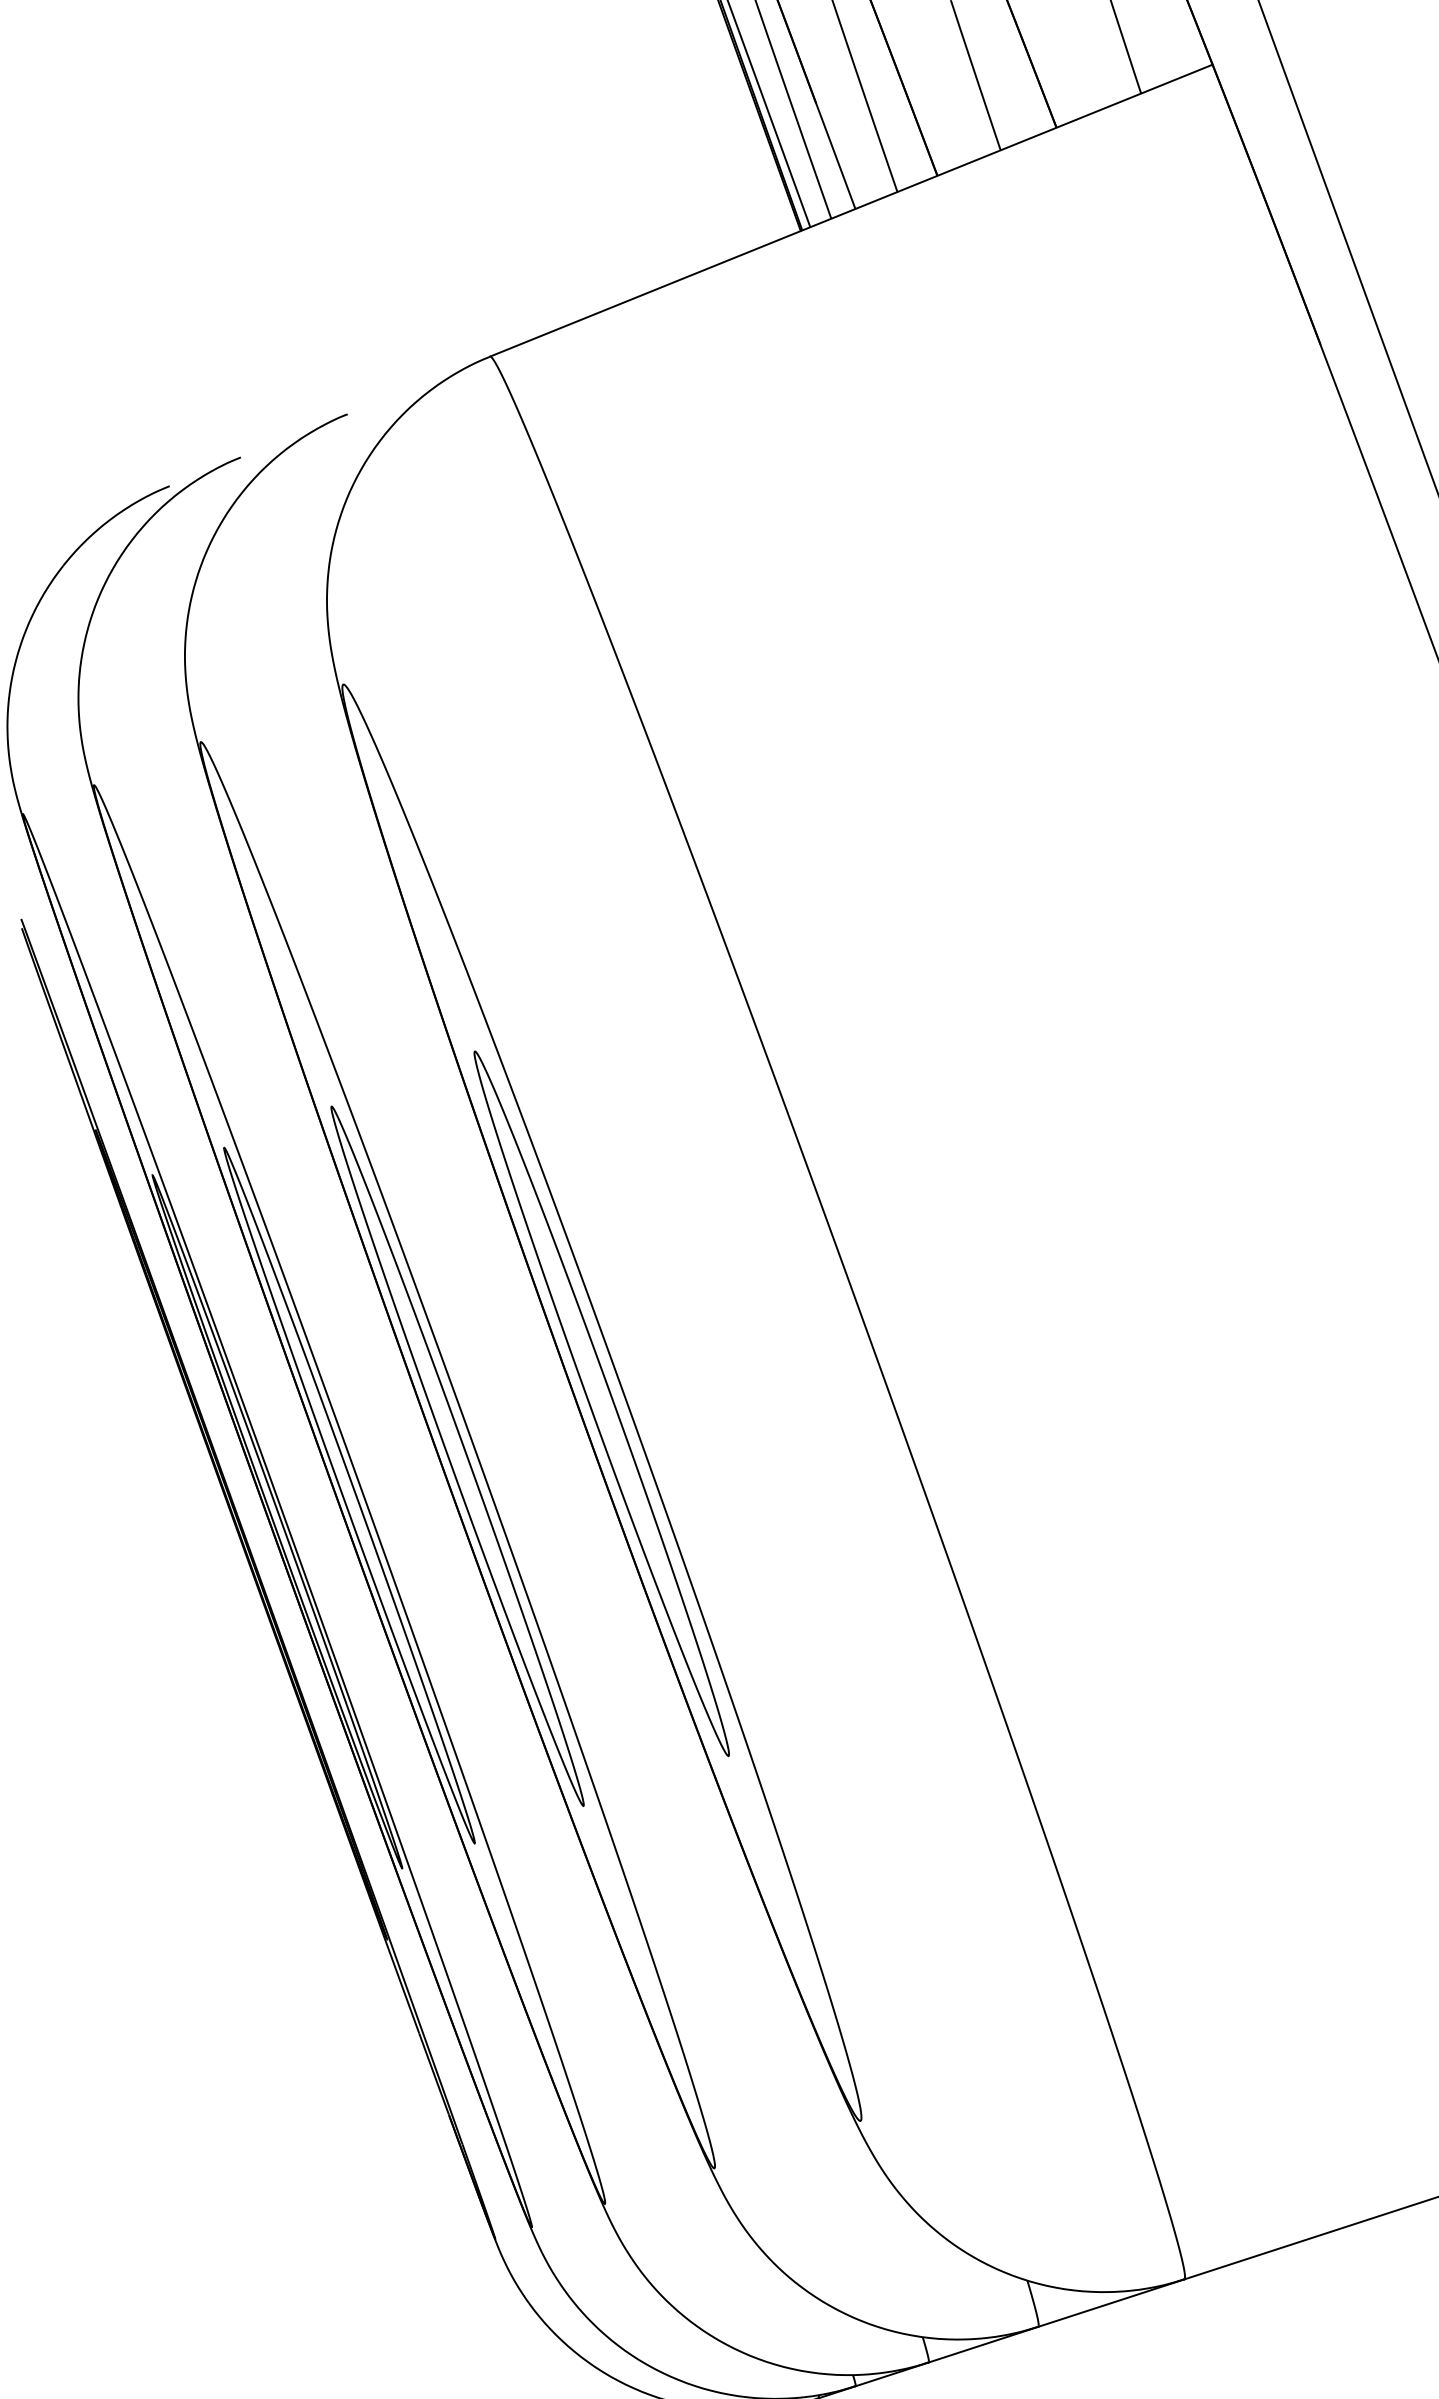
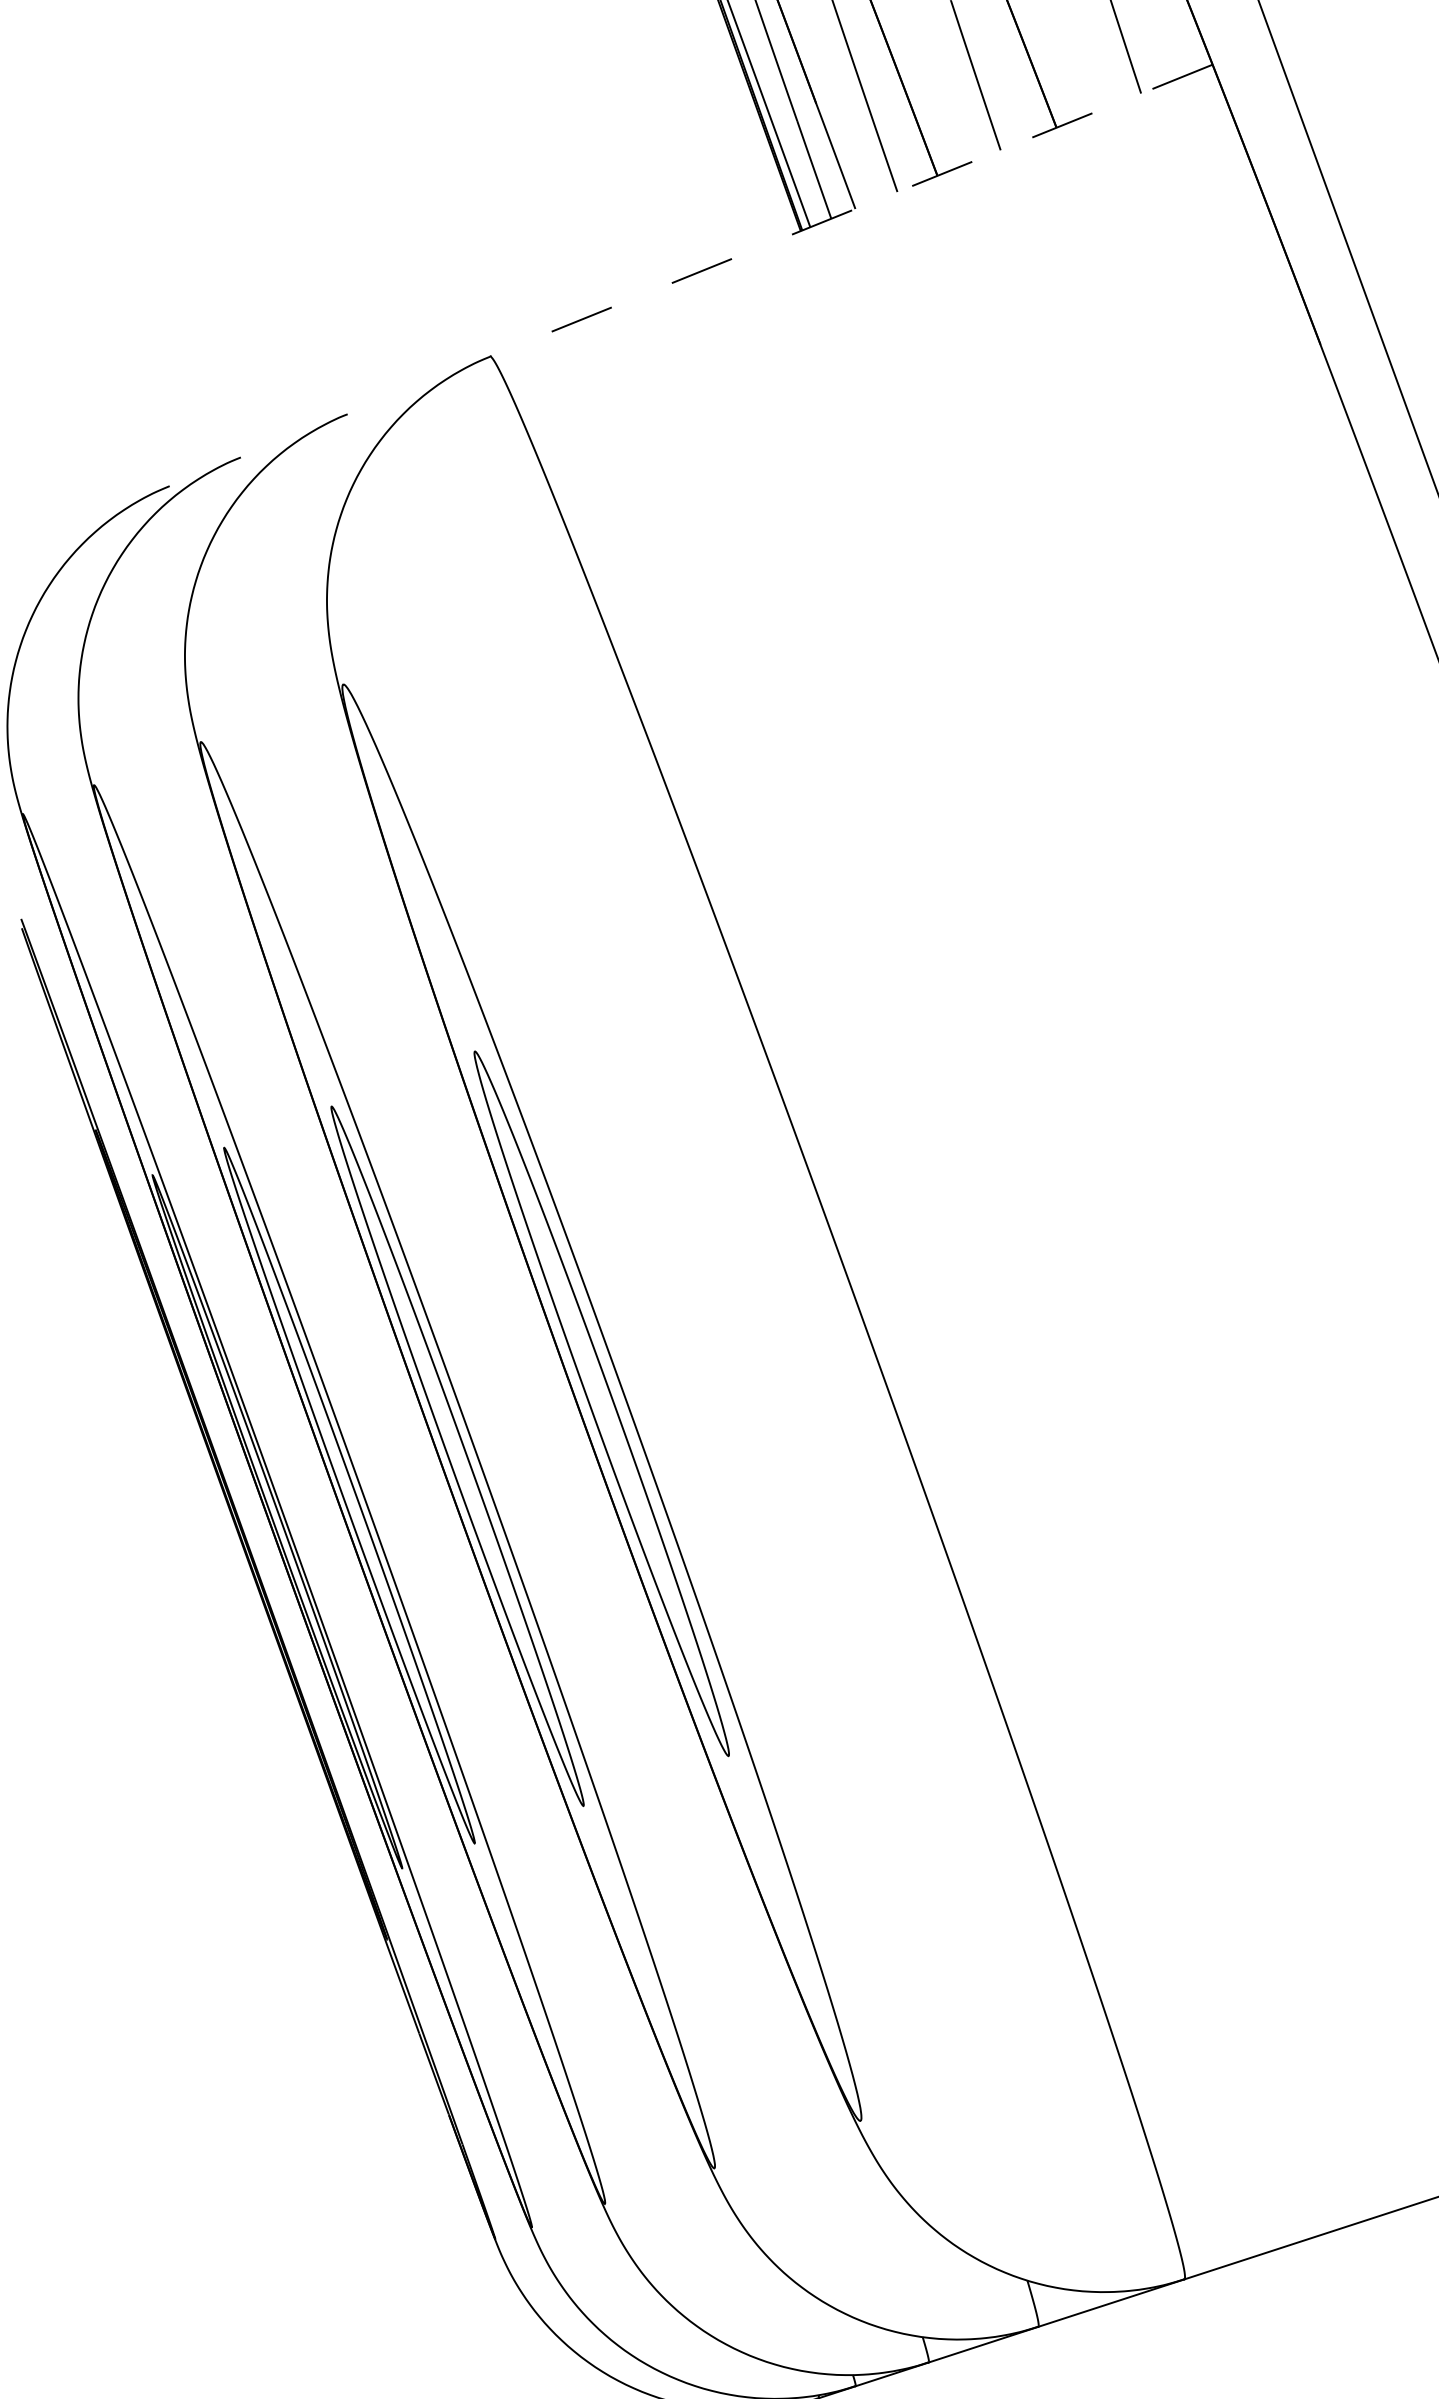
line: solid -> dashed (851, 210)
